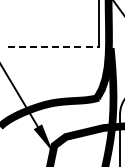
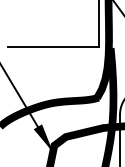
line: dashed -> solid (53, 46)
